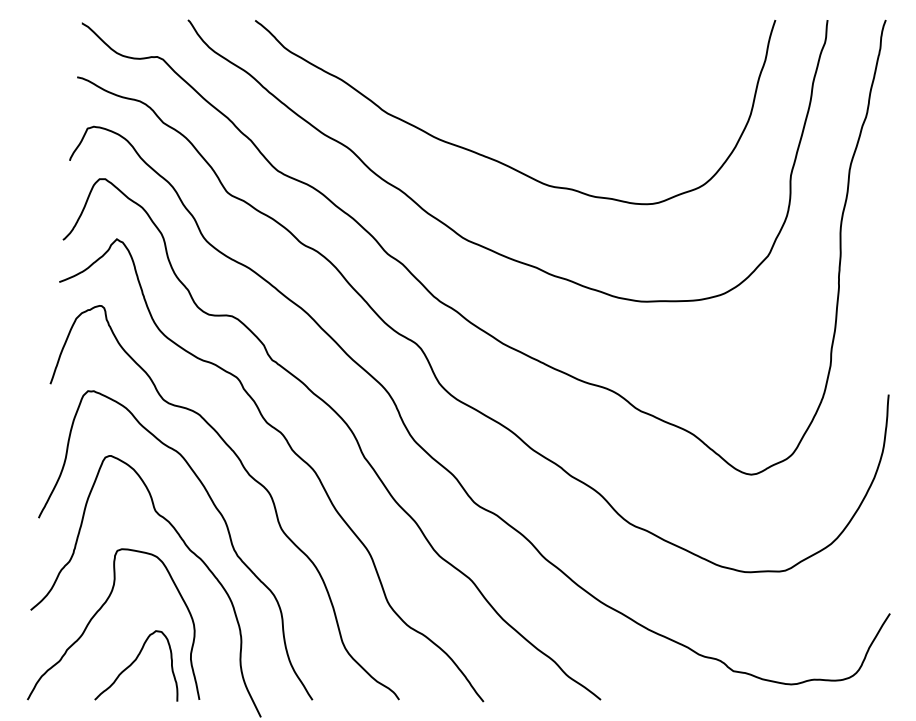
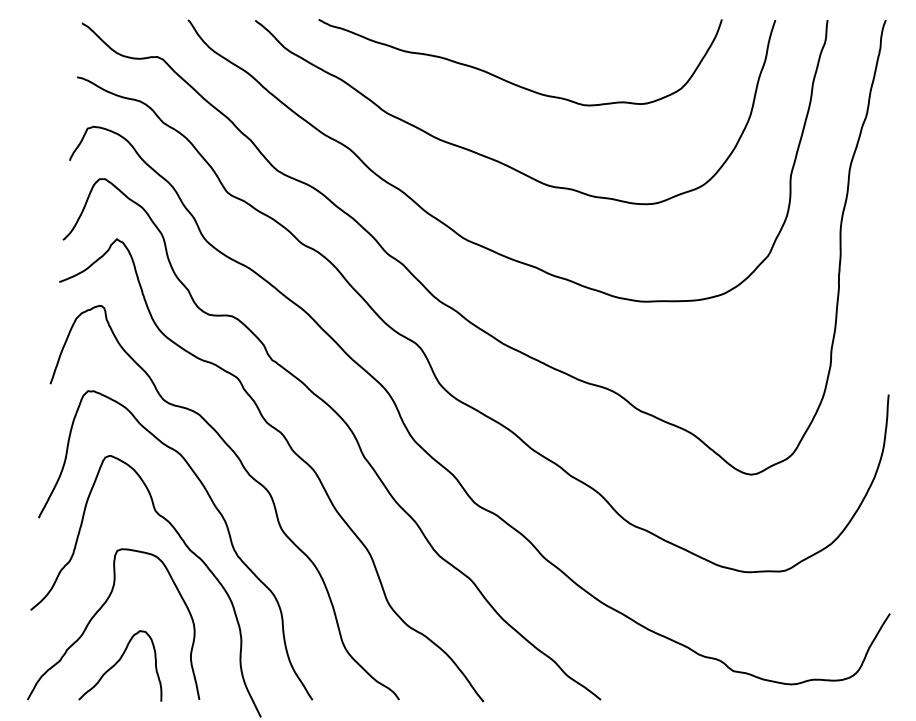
curve: none -> present (510, 81)
curve position: (134, 662) -> (118, 662) (118, 662)
